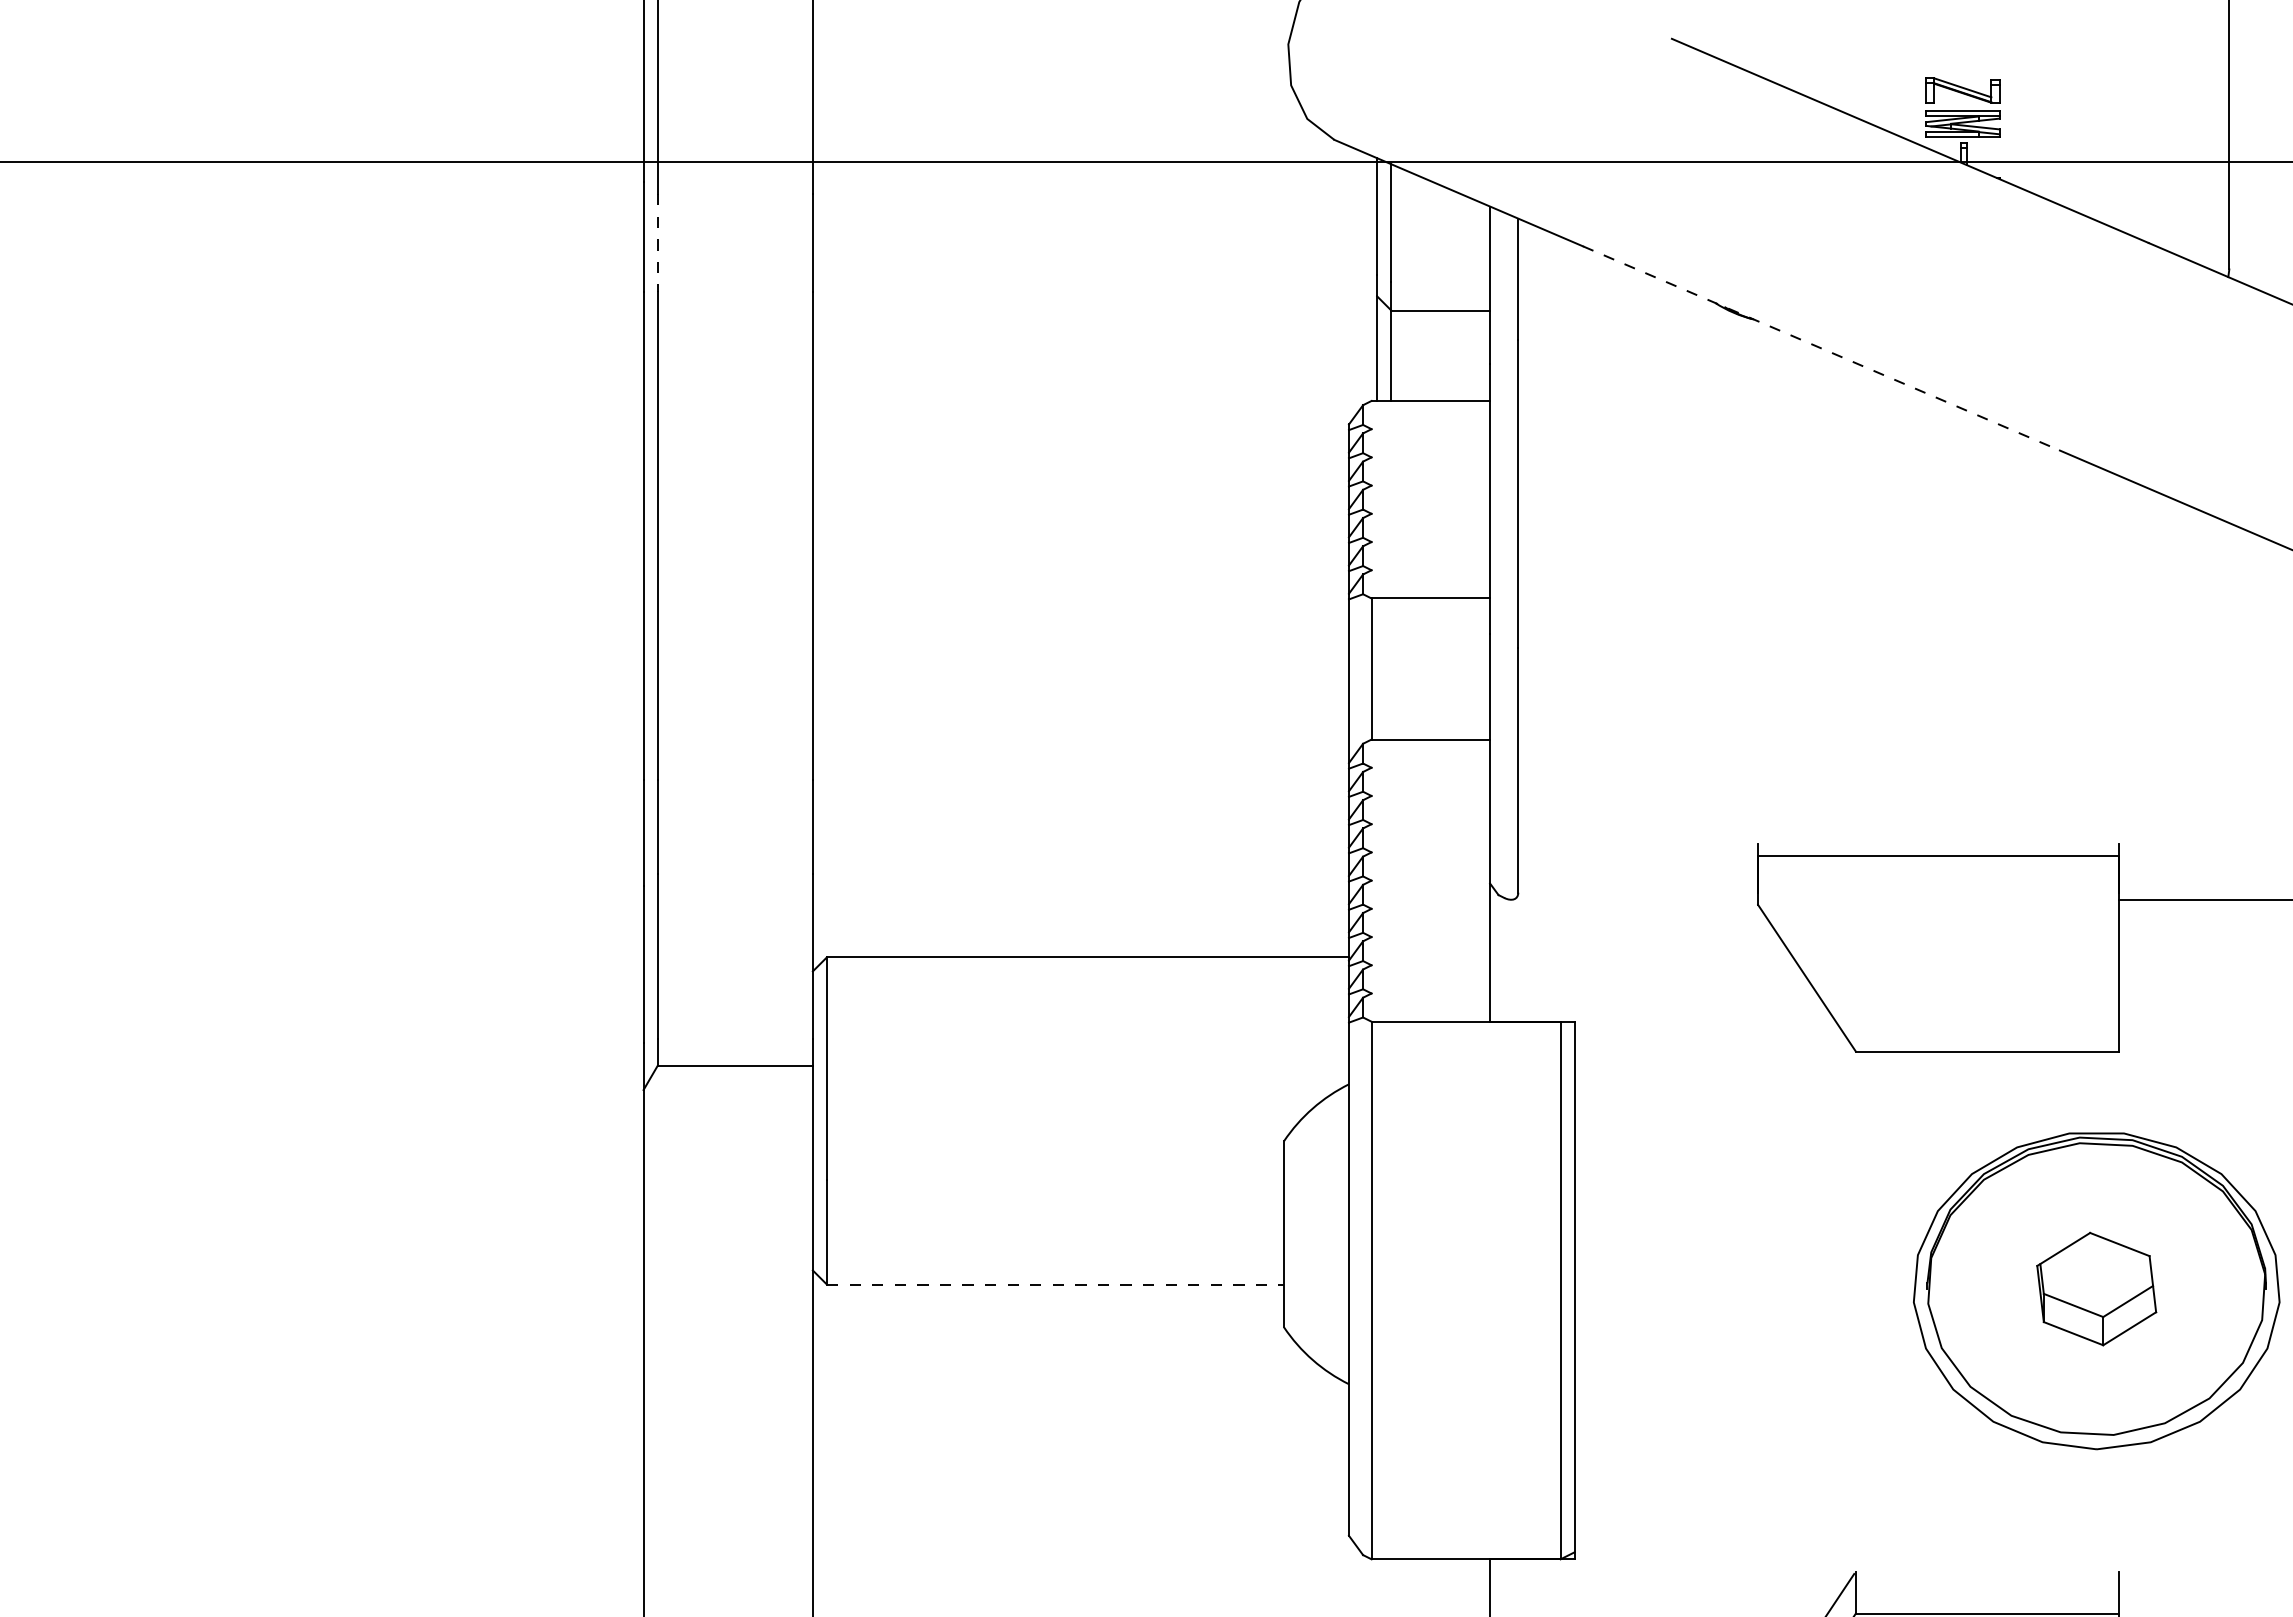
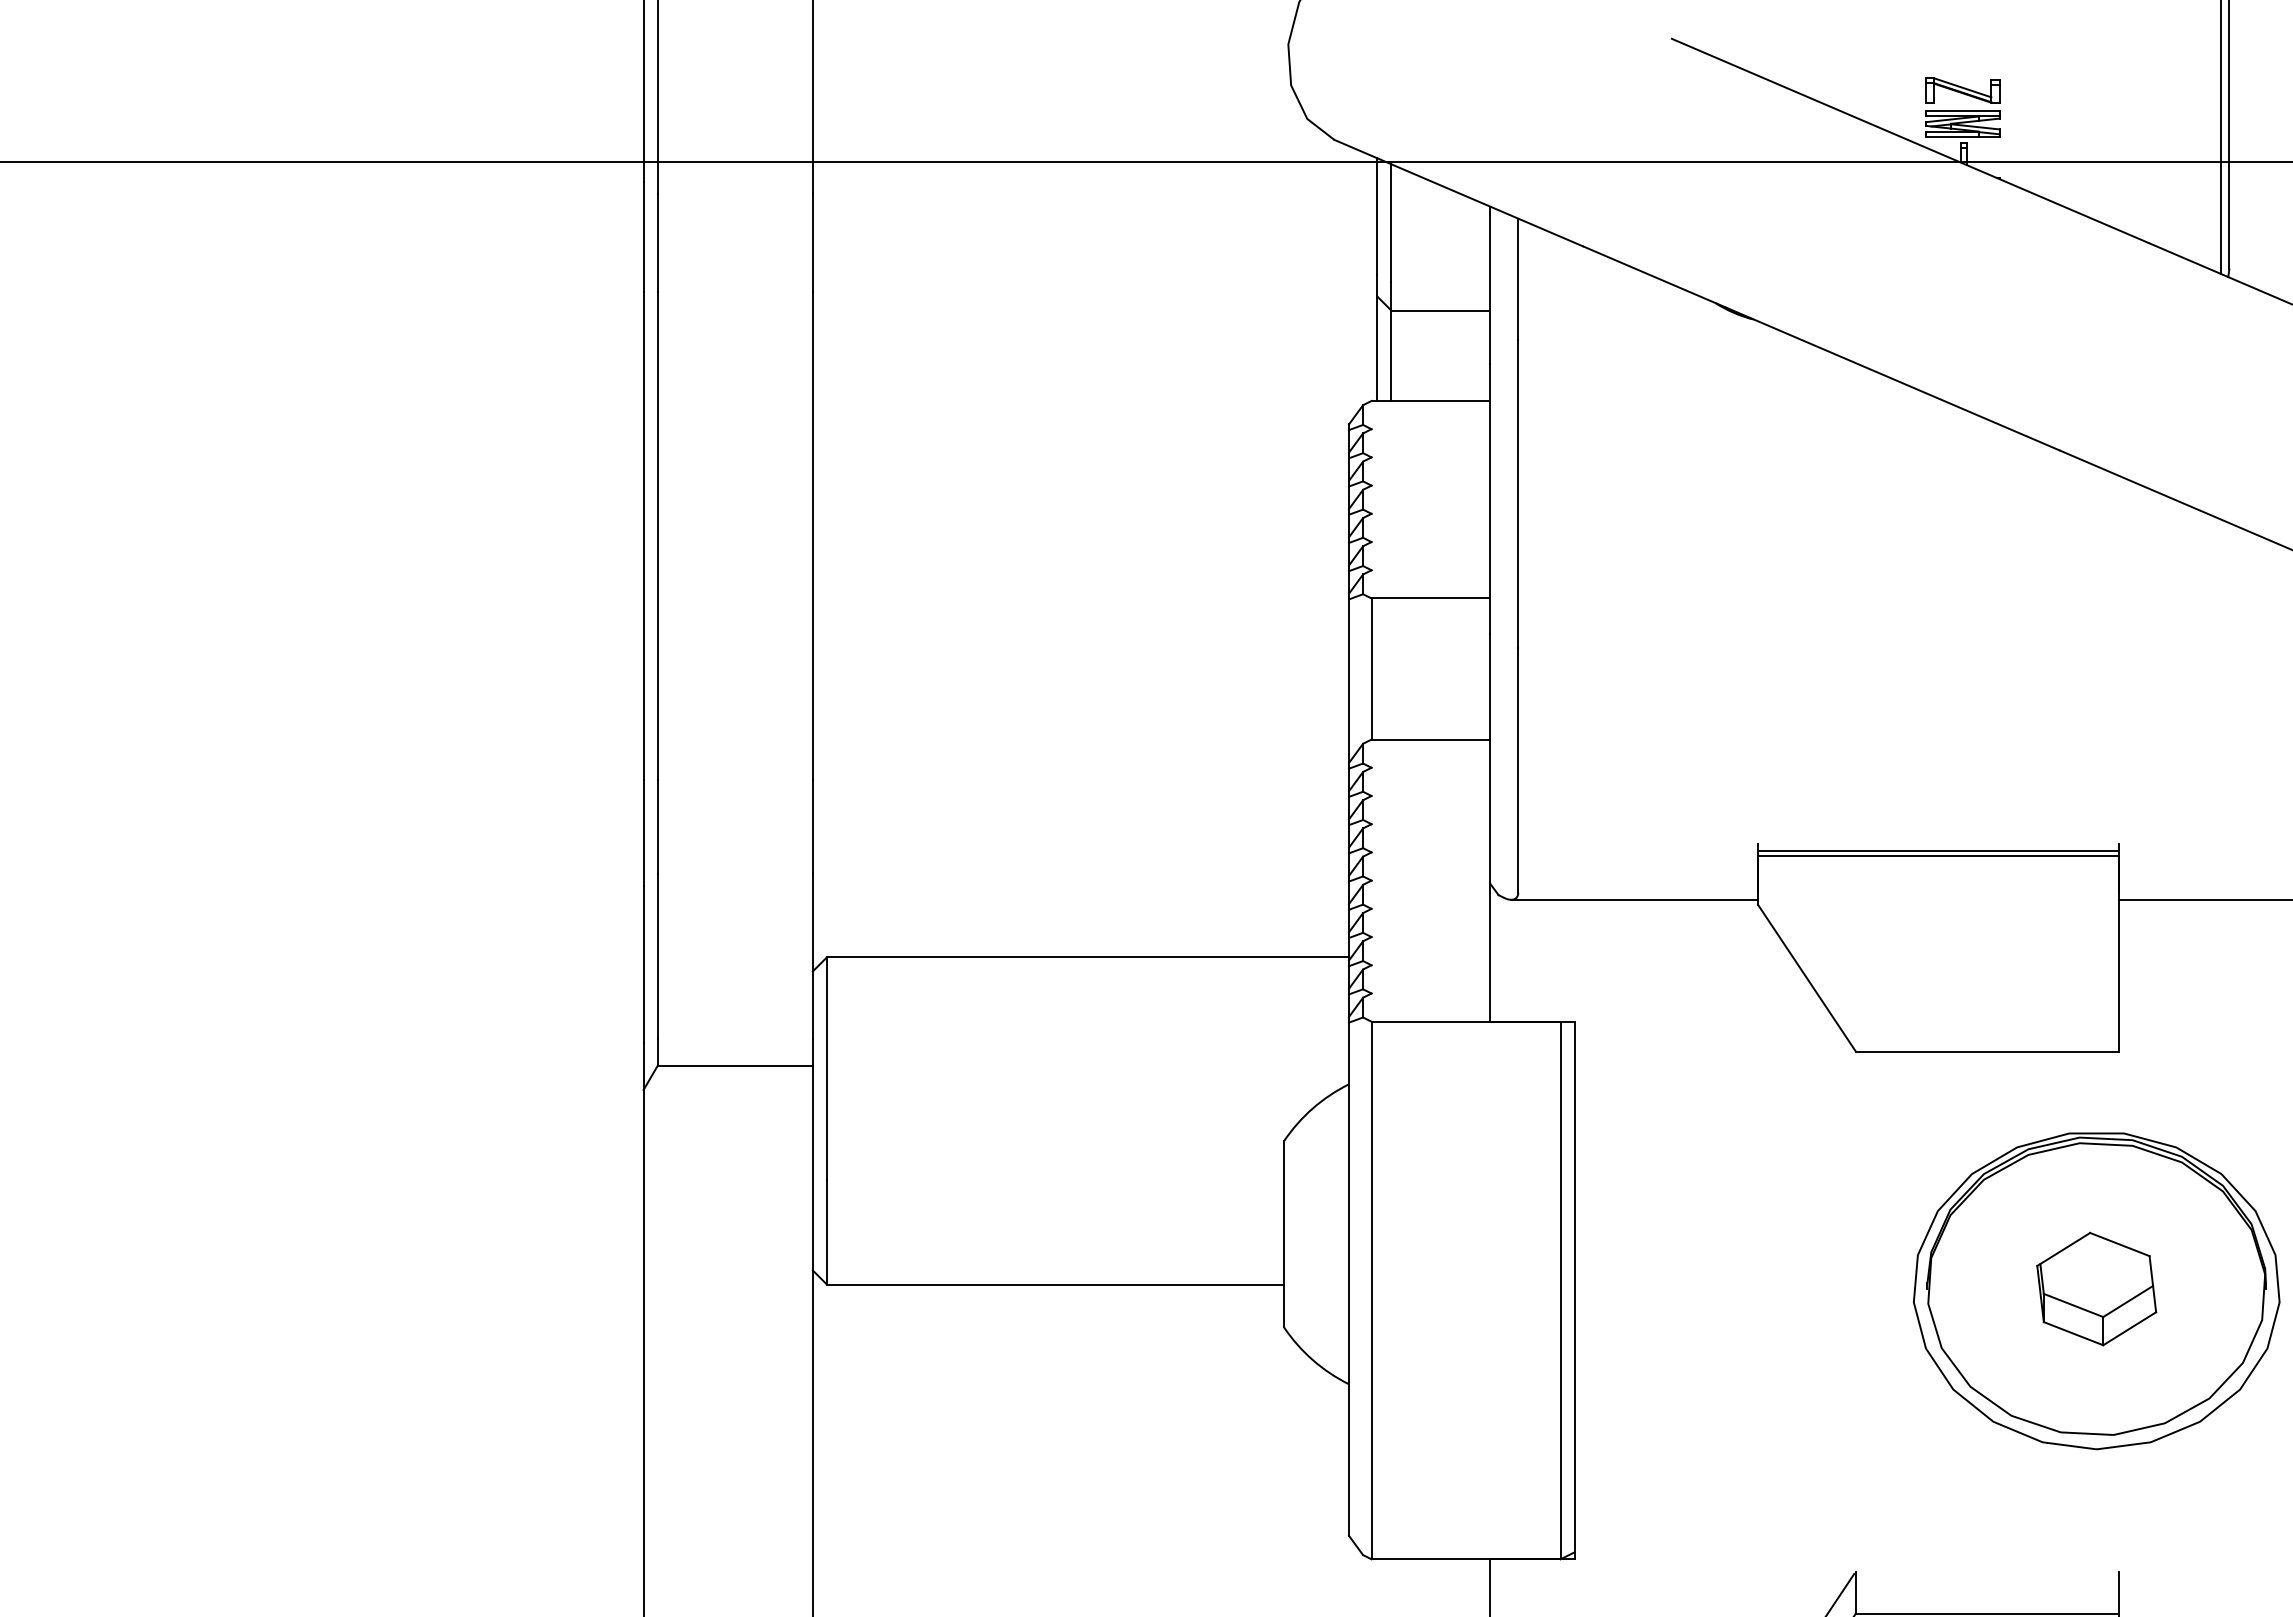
line: none -> present (2220, 137)
line: dashed -> solid (657, 243)
line: dashed -> solid (1821, 348)
line: none -> present (1938, 850)
line: none -> present (1634, 899)
line: dashed -> solid (1055, 1284)
